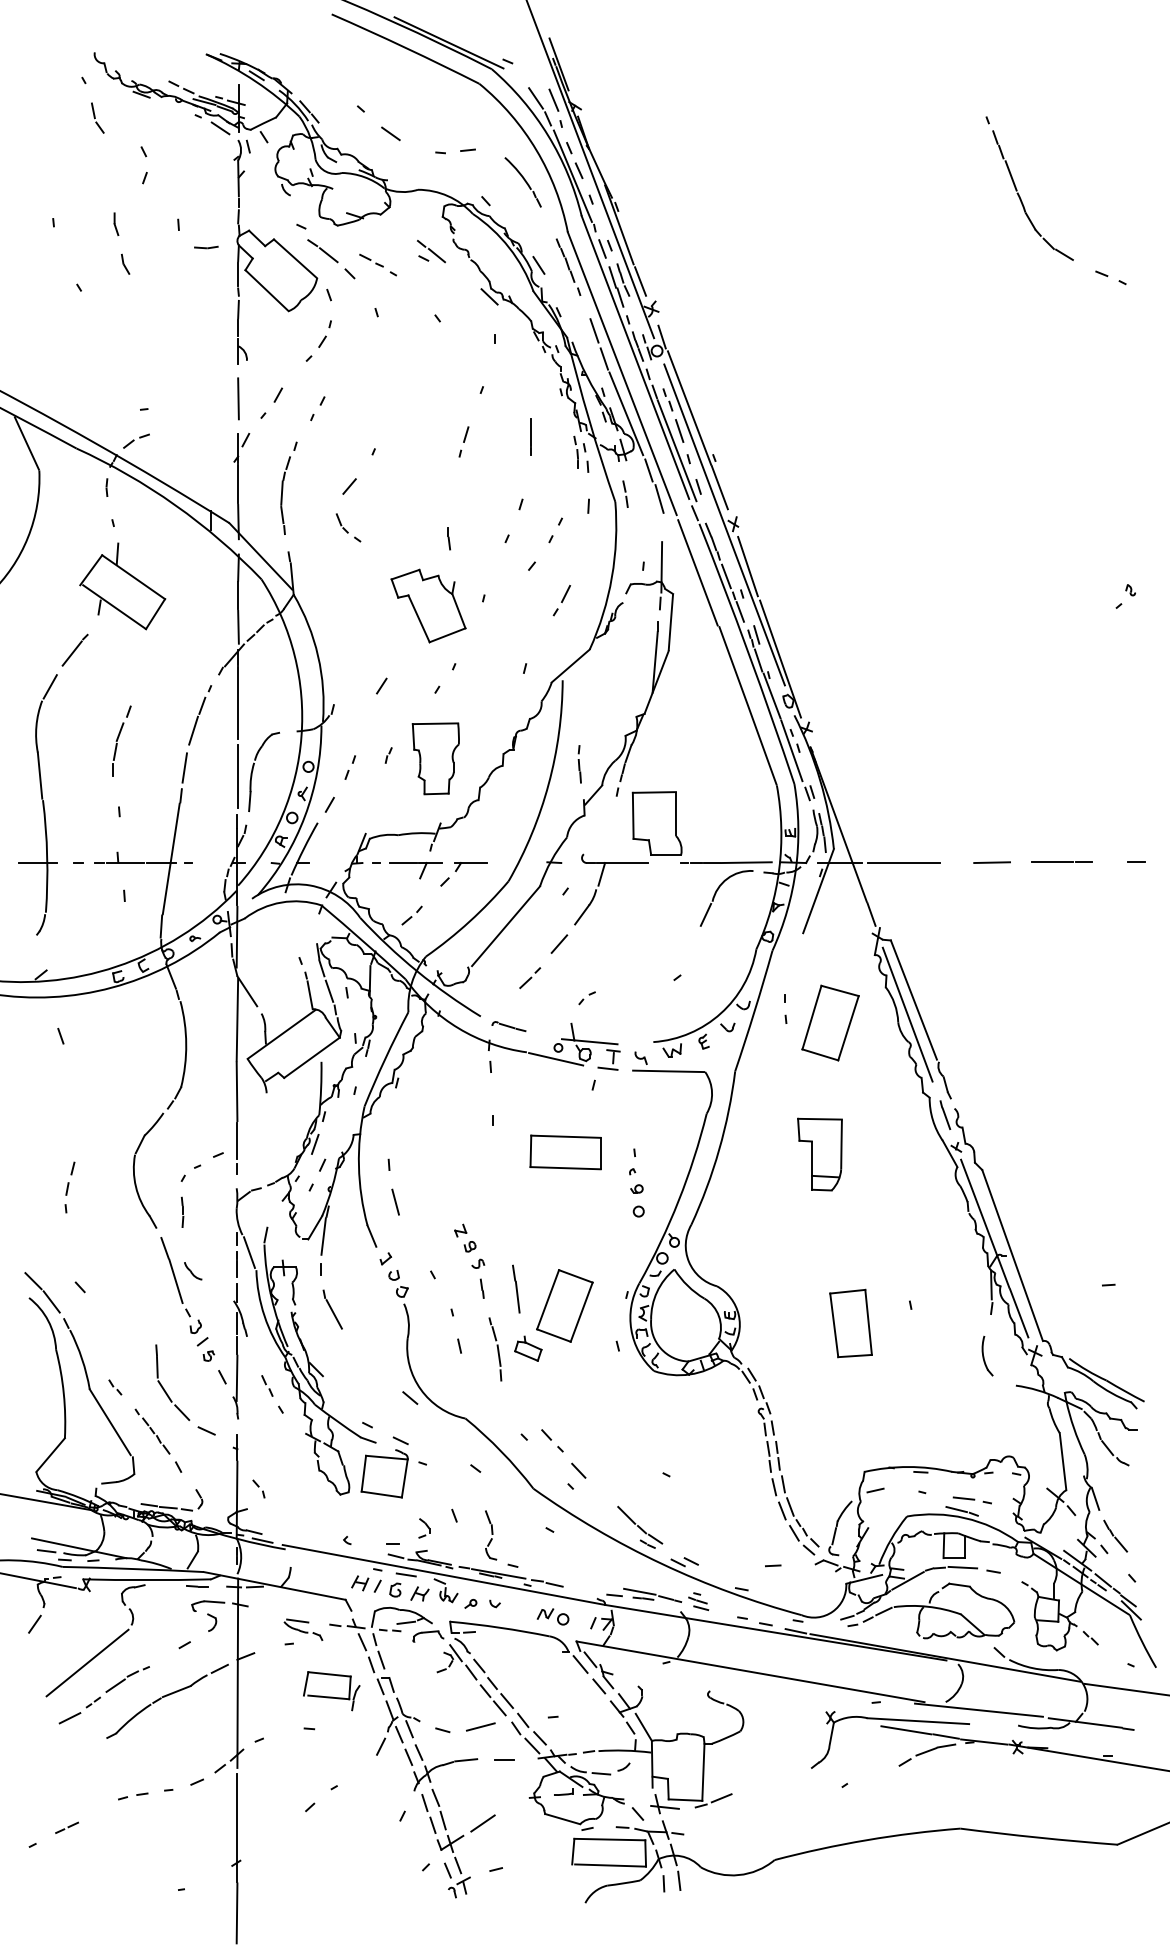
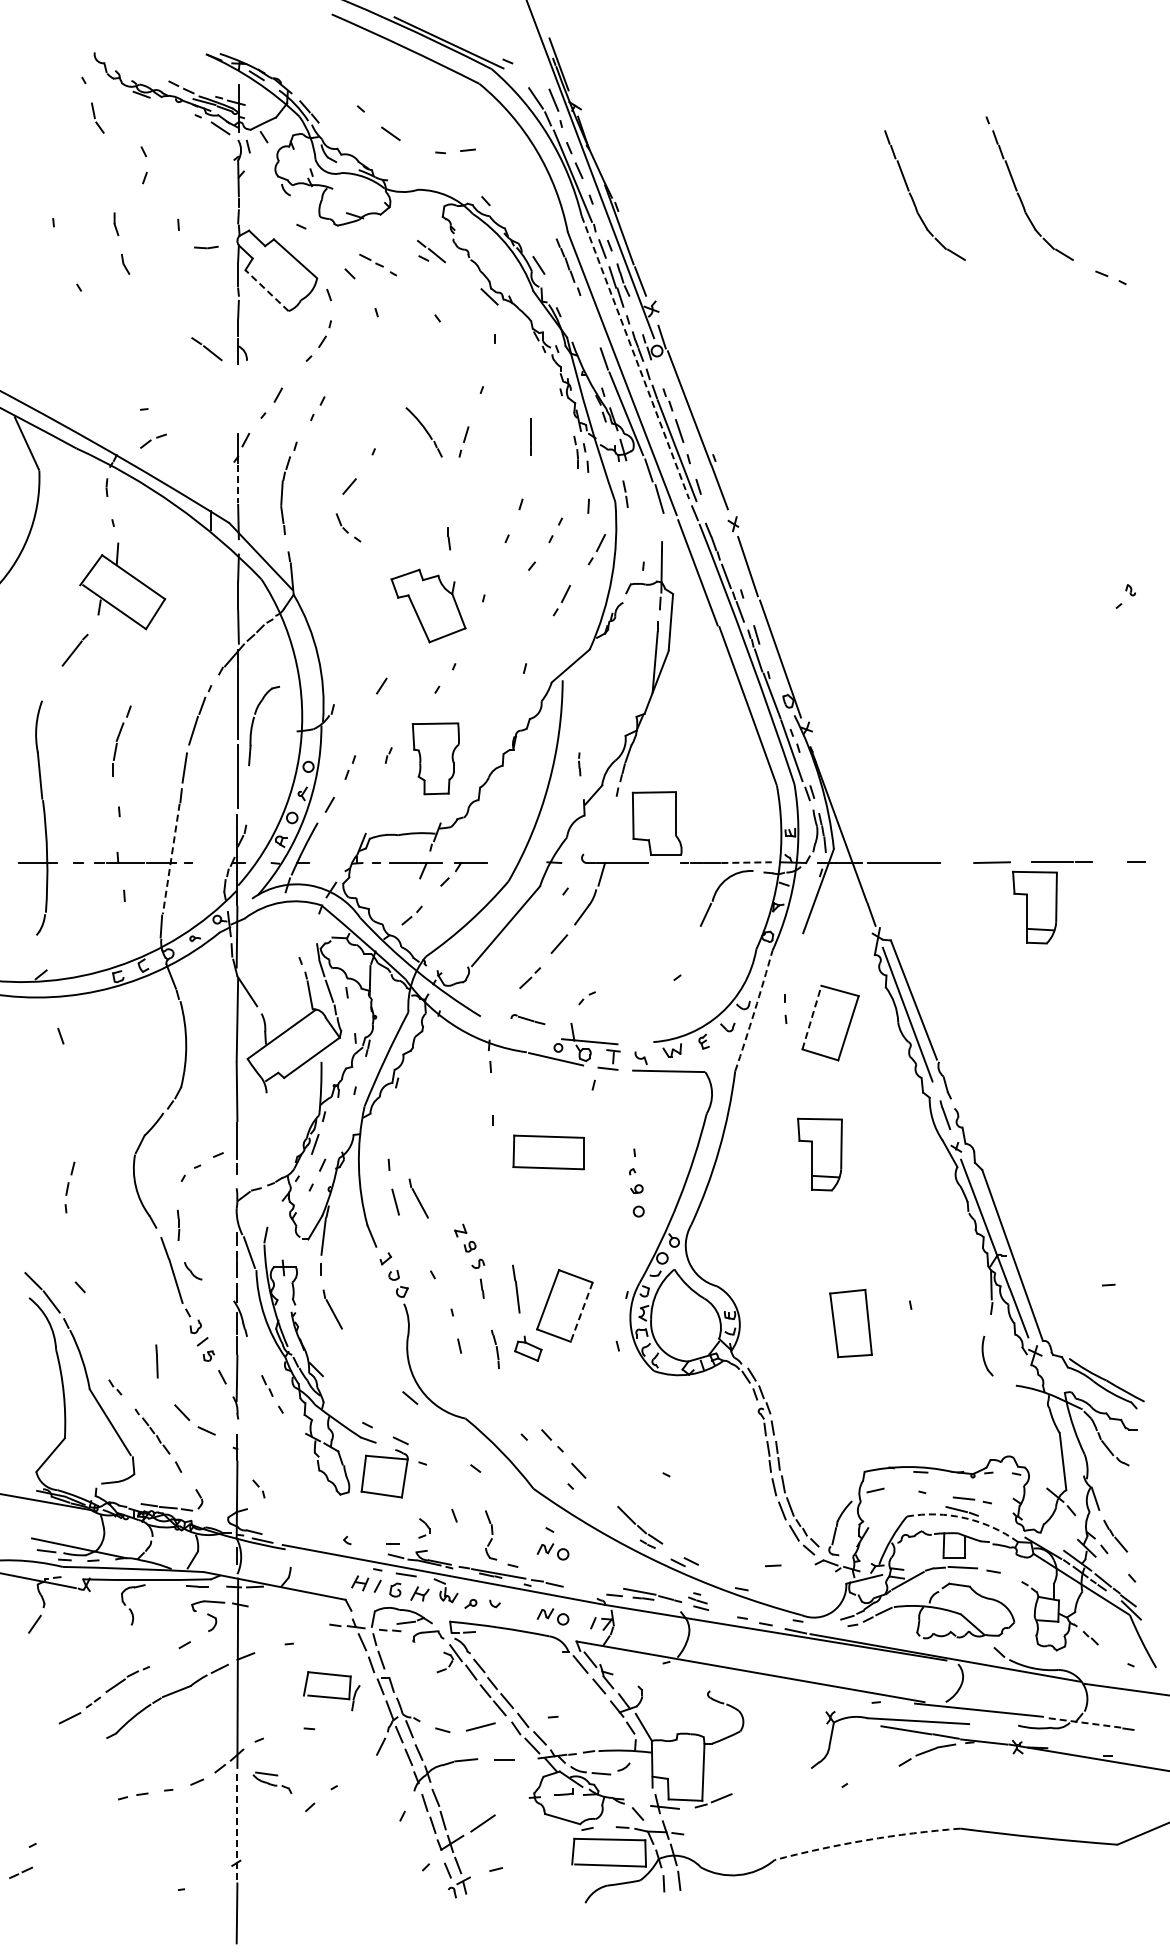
part position: (522, 182) -> (423, 432) (423, 432)
part: none -> present (913, 198)
line position: (322, 251) -> (206, 349) (206, 349)
line: solid -> dashed (267, 290)
line: present -> none (594, 330)
line: solid -> dashed (635, 358)
line: present -> none (238, 398)
part position: (136, 440) -> (153, 440) (153, 440)
line: solid -> dashed (238, 484)
line: present -> none (724, 524)
part: none -> present (596, 549)
line: present -> none (49, 686)
part size: 5x39 px -> 4x25 px (579, 764)
part position: (253, 770) -> (253, 724) (253, 724)
line: solid -> dashed (171, 858)
line: solid -> dashed (747, 862)
part: none -> present (1034, 907)
arc: solid -> dashed (754, 1011)
line: solid -> dashed (812, 1017)
part position: (508, 1026) -> (527, 1019) (527, 1019)
part position: (565, 1152) -> (548, 1152) (548, 1152)
part: none -> present (418, 1198)
part position: (182, 1211) -> (178, 1224) (178, 1224)
line: solid -> dashed (581, 1312)
part size: 15x65 px -> 9x40 px (495, 1348)
line: present -> none (164, 1391)
arc: solid -> dashed (965, 1518)
part: none -> present (552, 1551)
part position: (303, 1629) -> (272, 1782) (272, 1782)
line: present -> none (87, 1662)
line: solid -> dashed (1085, 1722)
line position: (67, 1827) -> (21, 1872) (21, 1872)
line: solid -> dashed (237, 1828)
arc: solid -> dashed (866, 1840)
